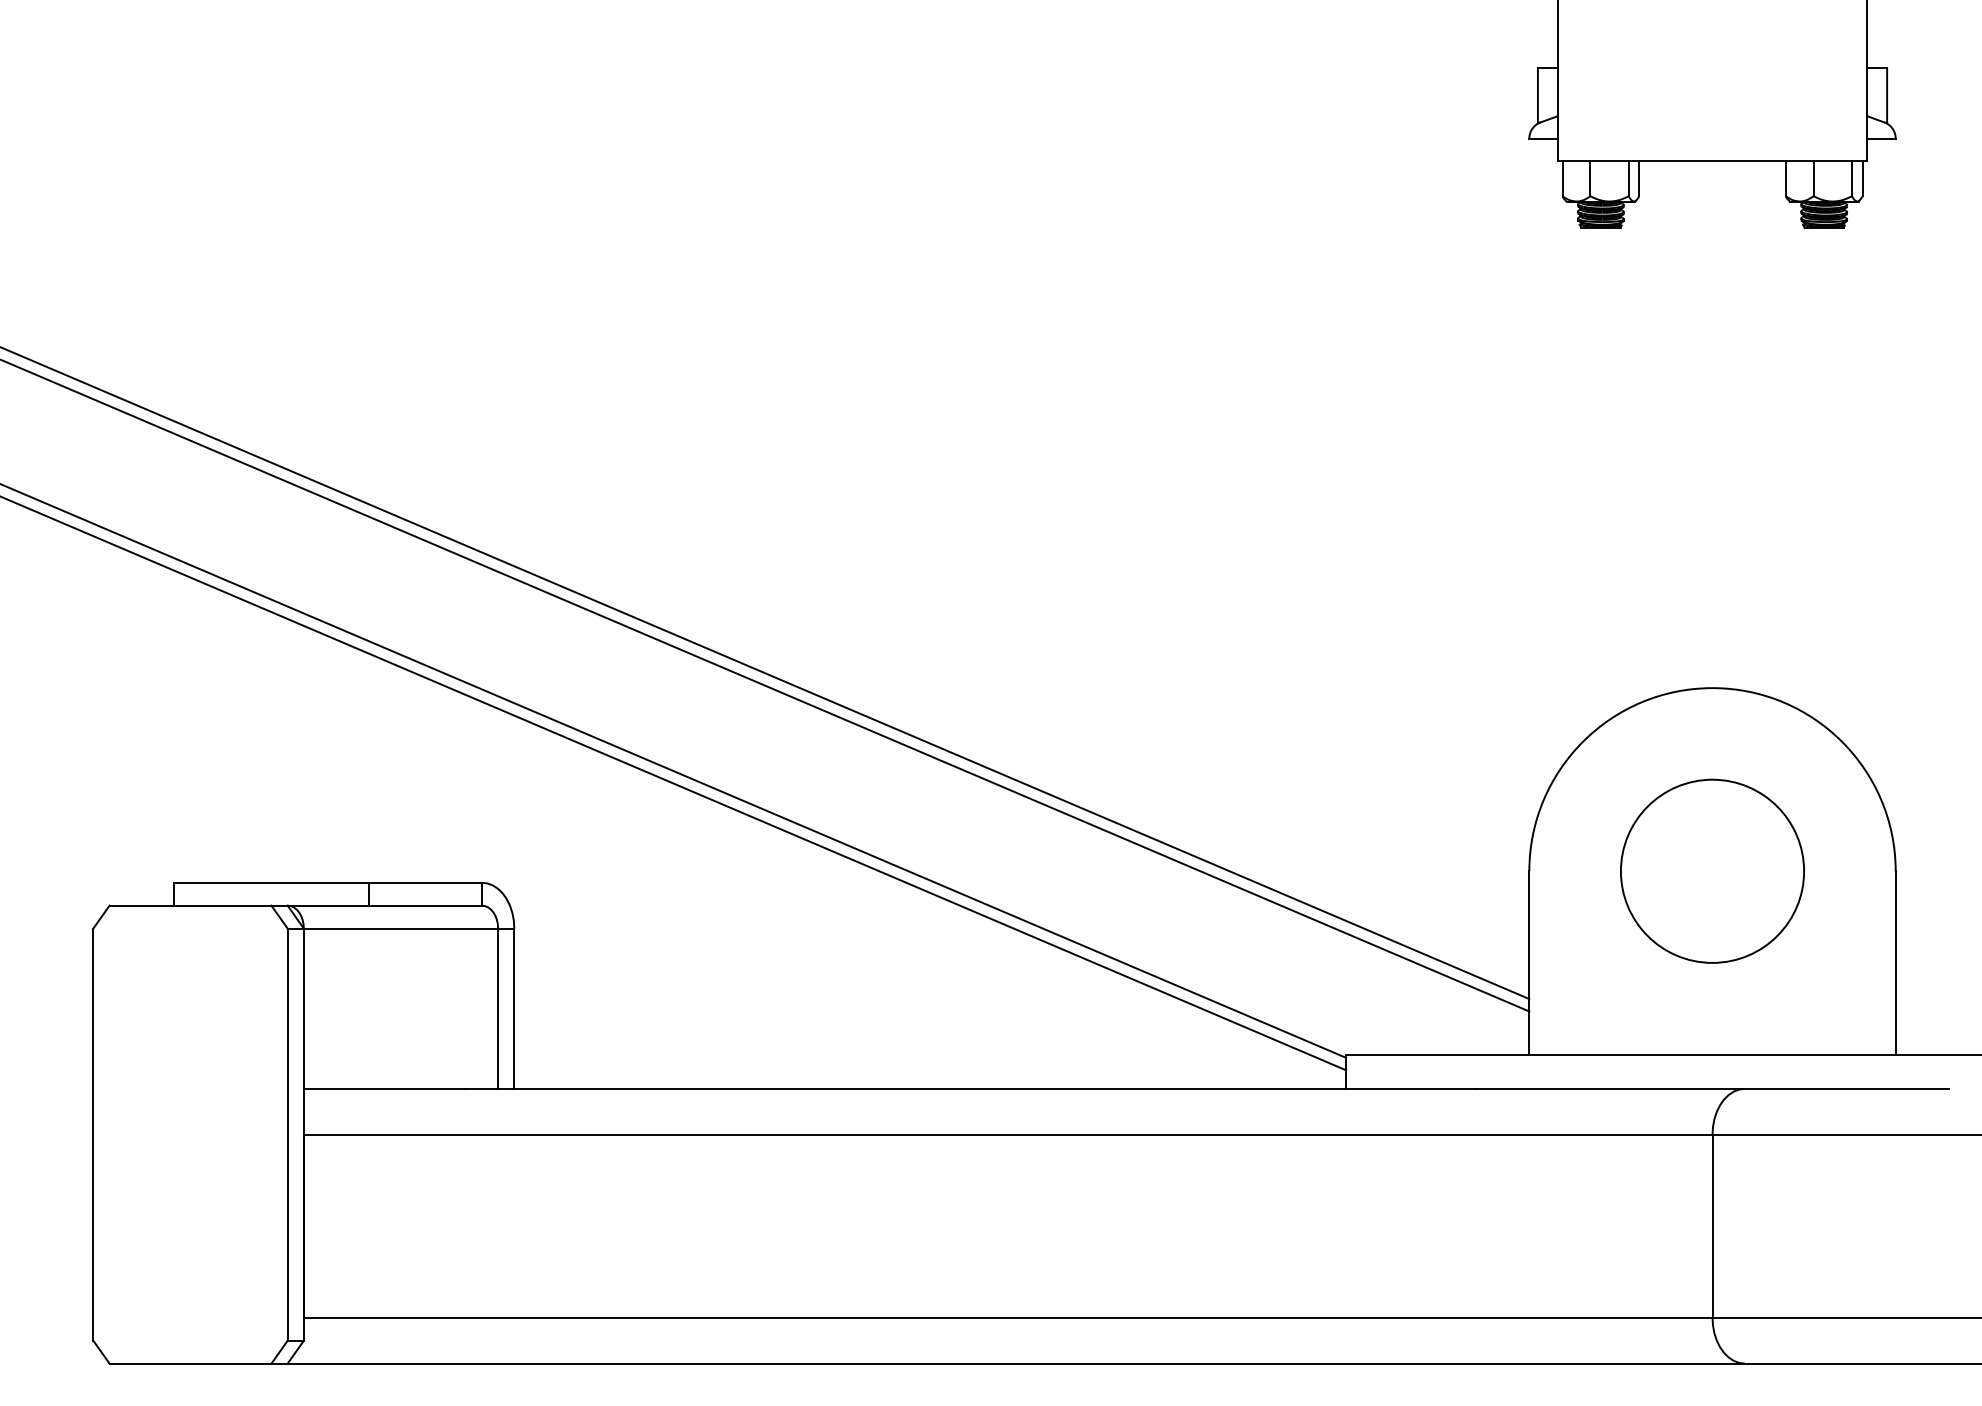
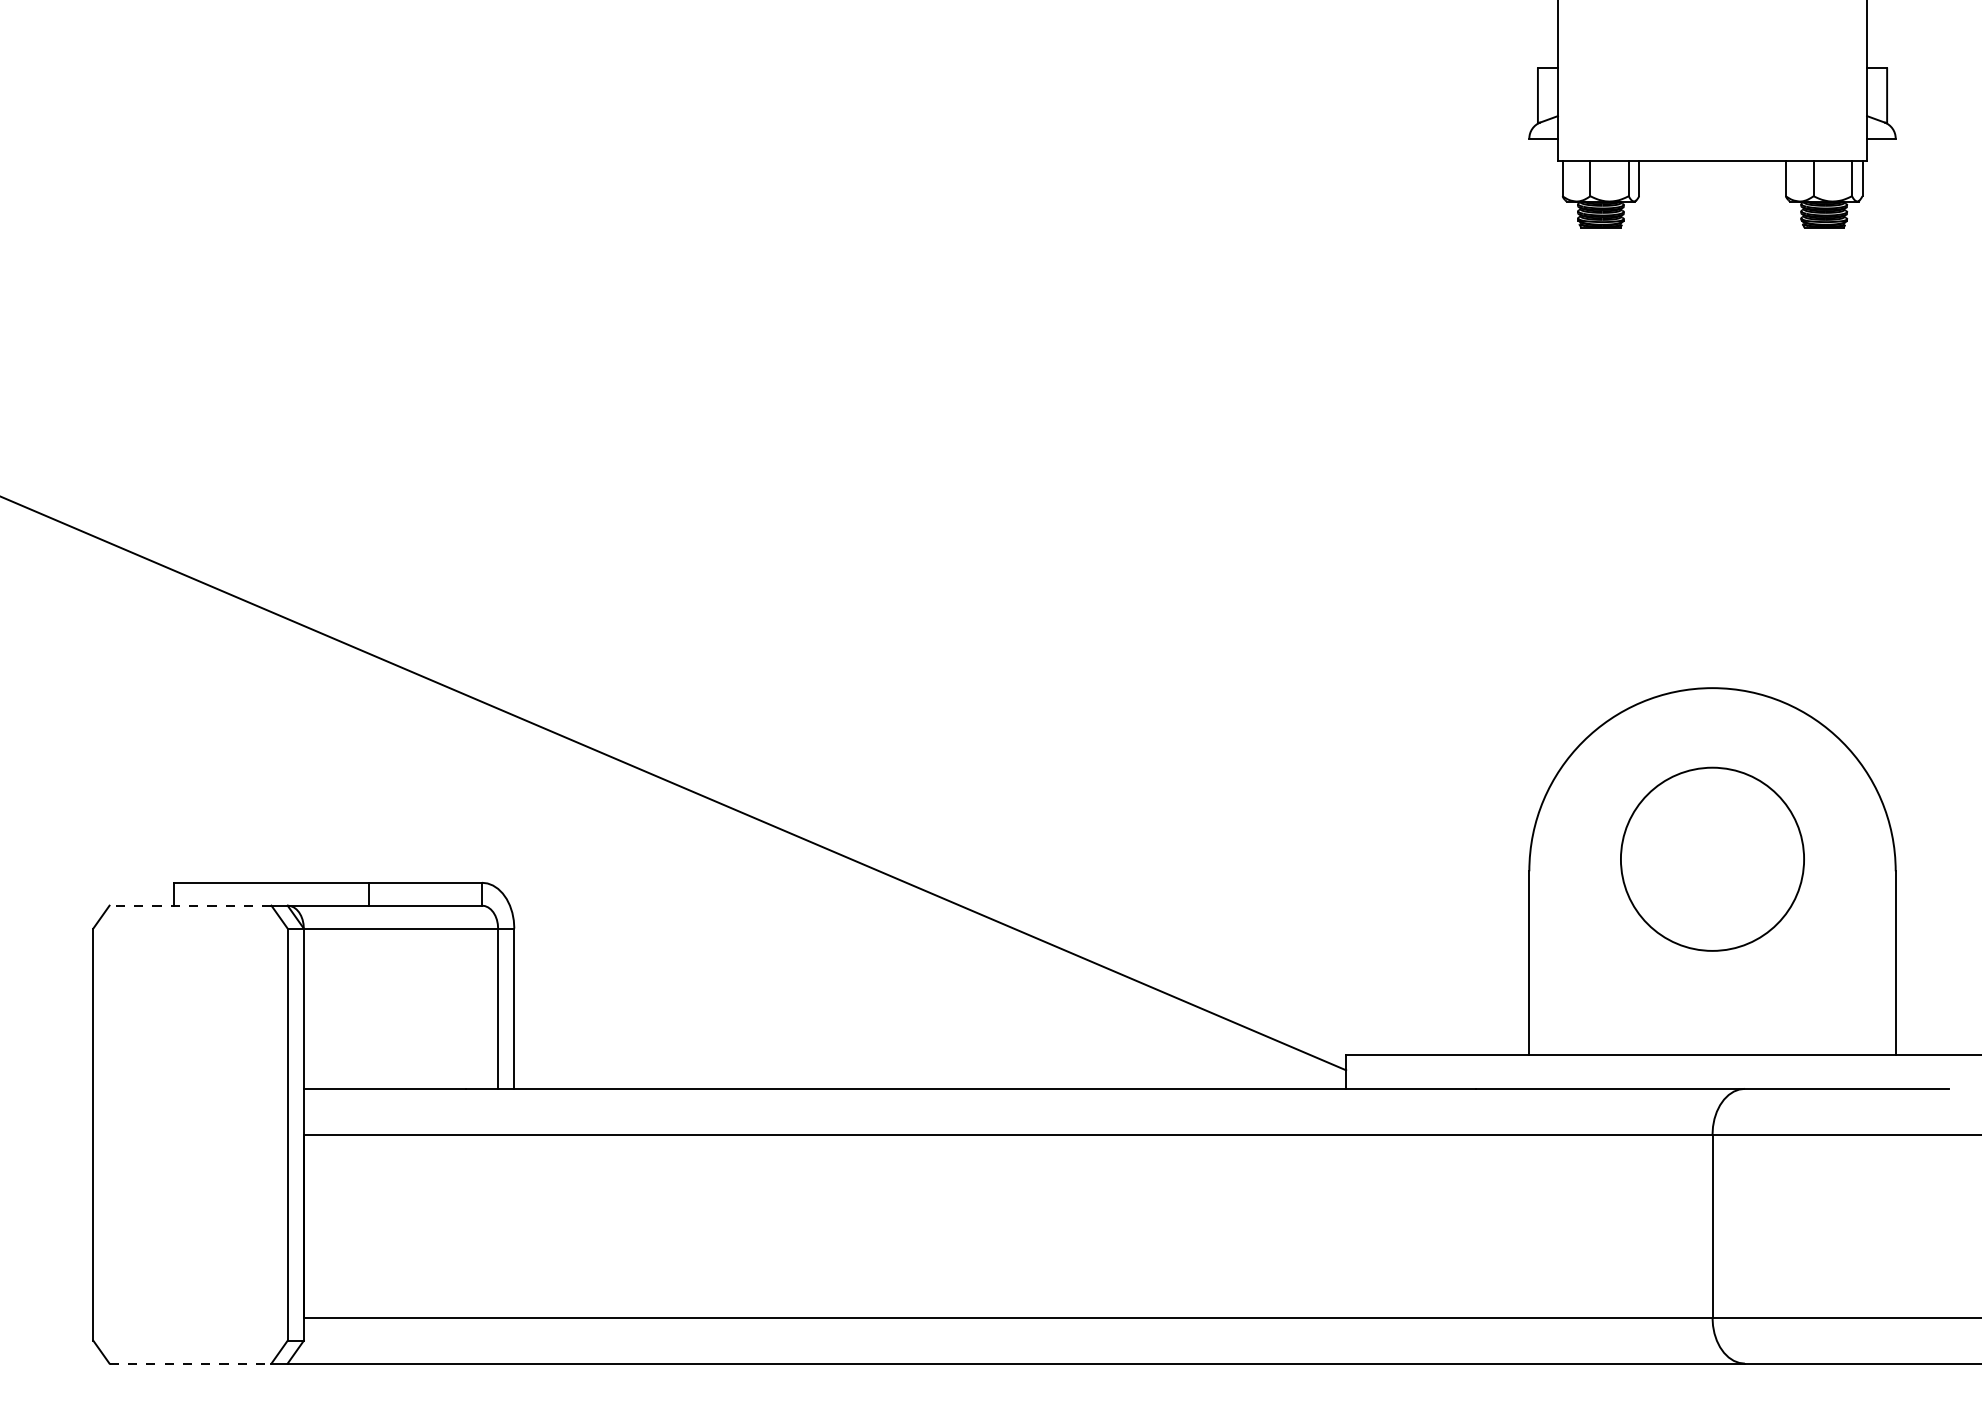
line: present -> none (765, 673)
line: present -> none (765, 685)
line: present -> none (674, 771)
circle position: (1712, 870) -> (1712, 858) (1712, 858)
line: solid -> dashed (190, 905)
line: solid -> dashed (190, 1363)
